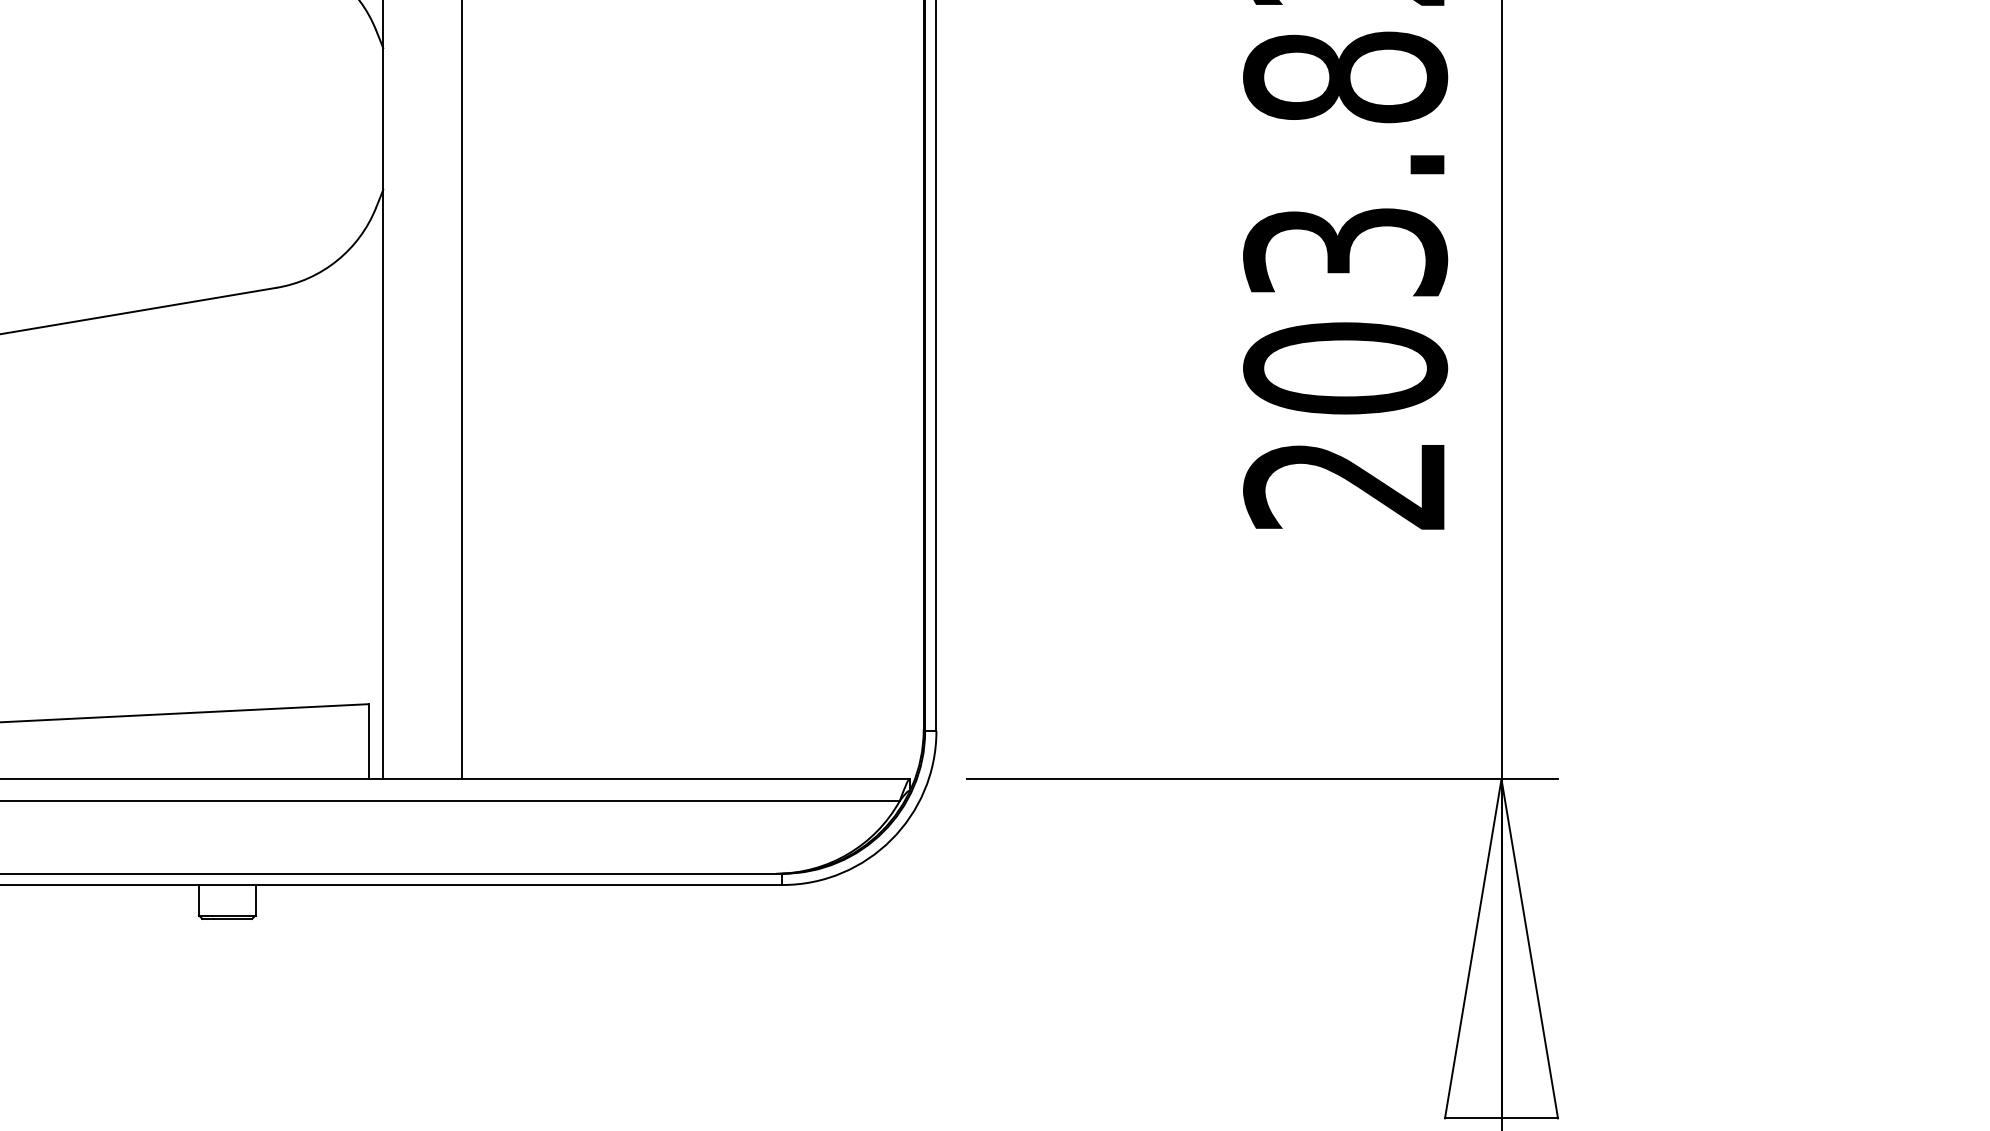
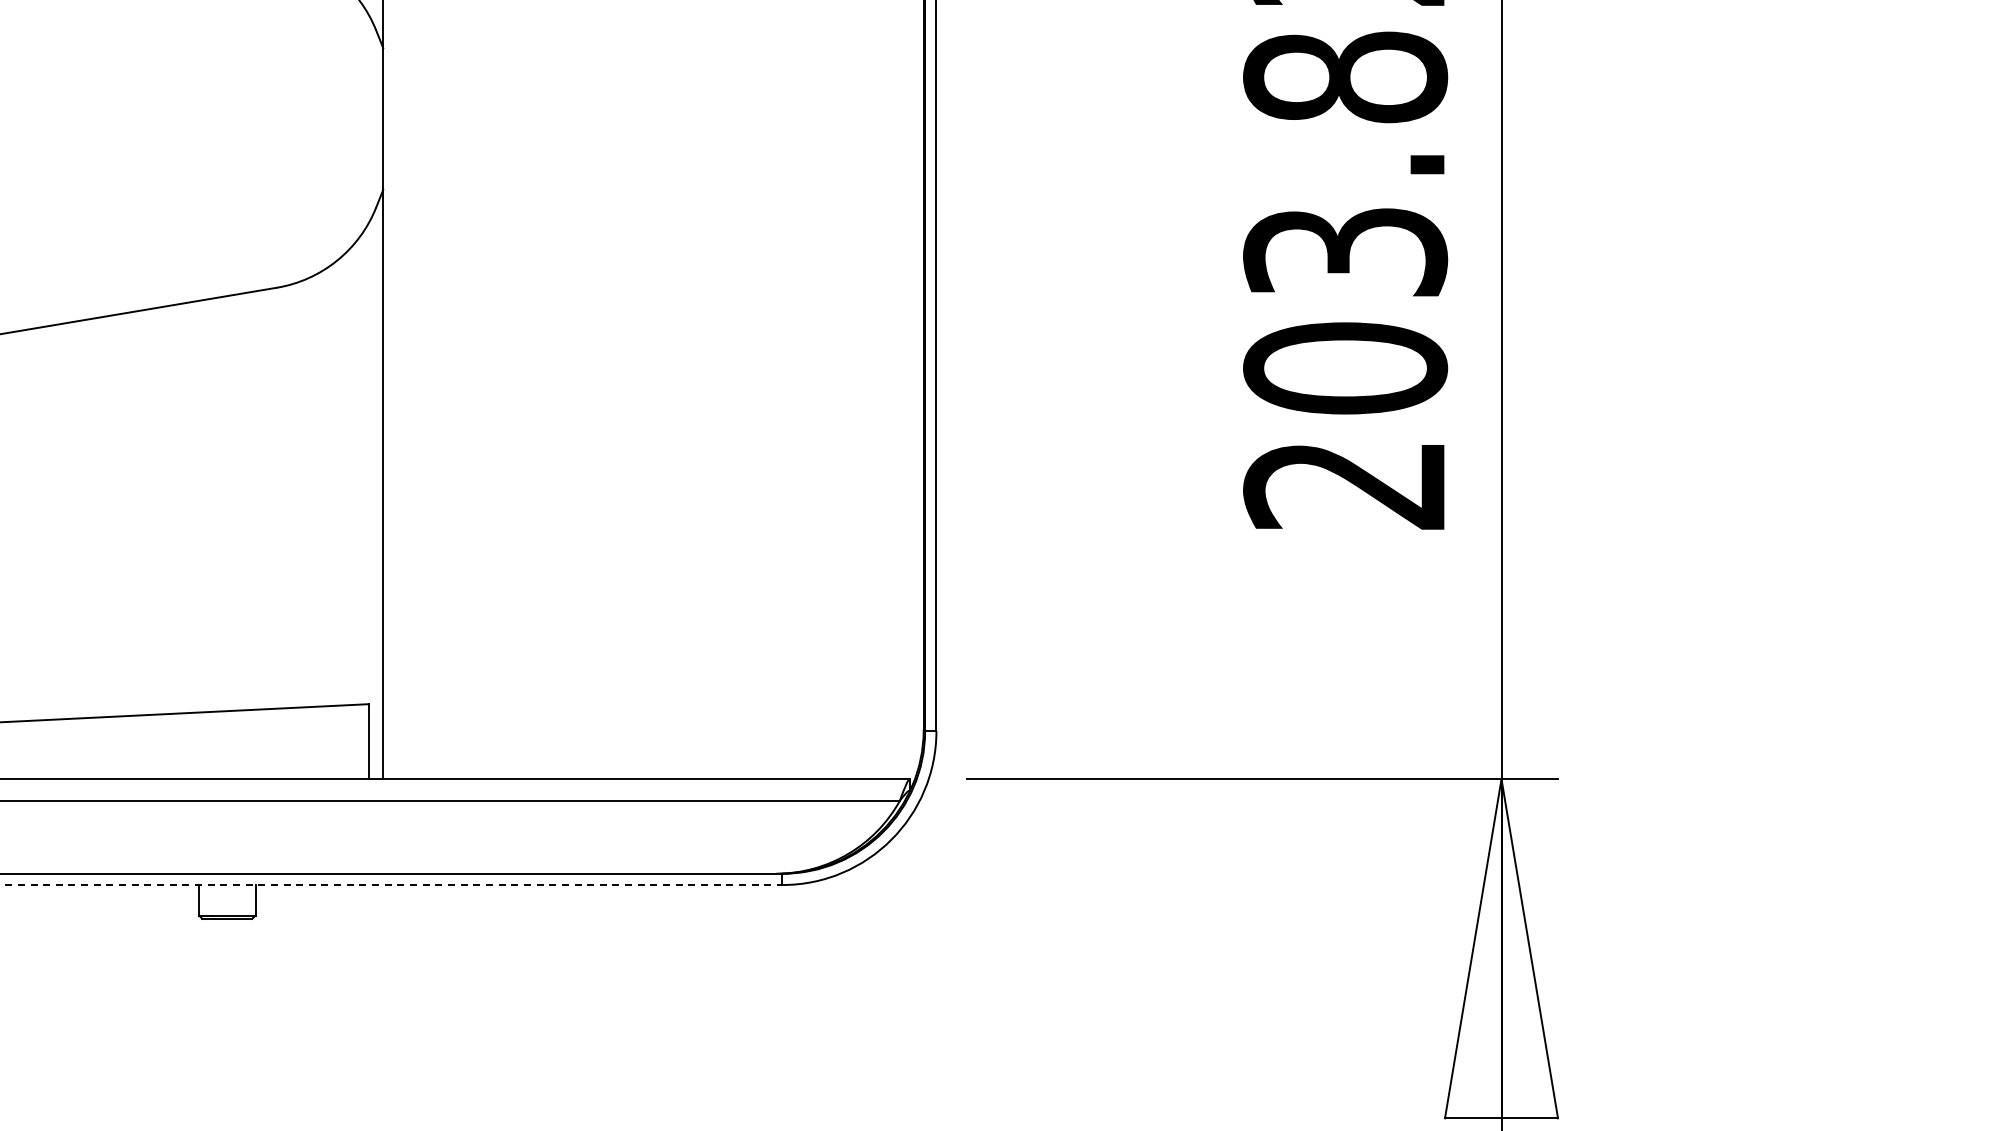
line: present -> none (462, 390)
line: solid -> dashed (391, 885)
